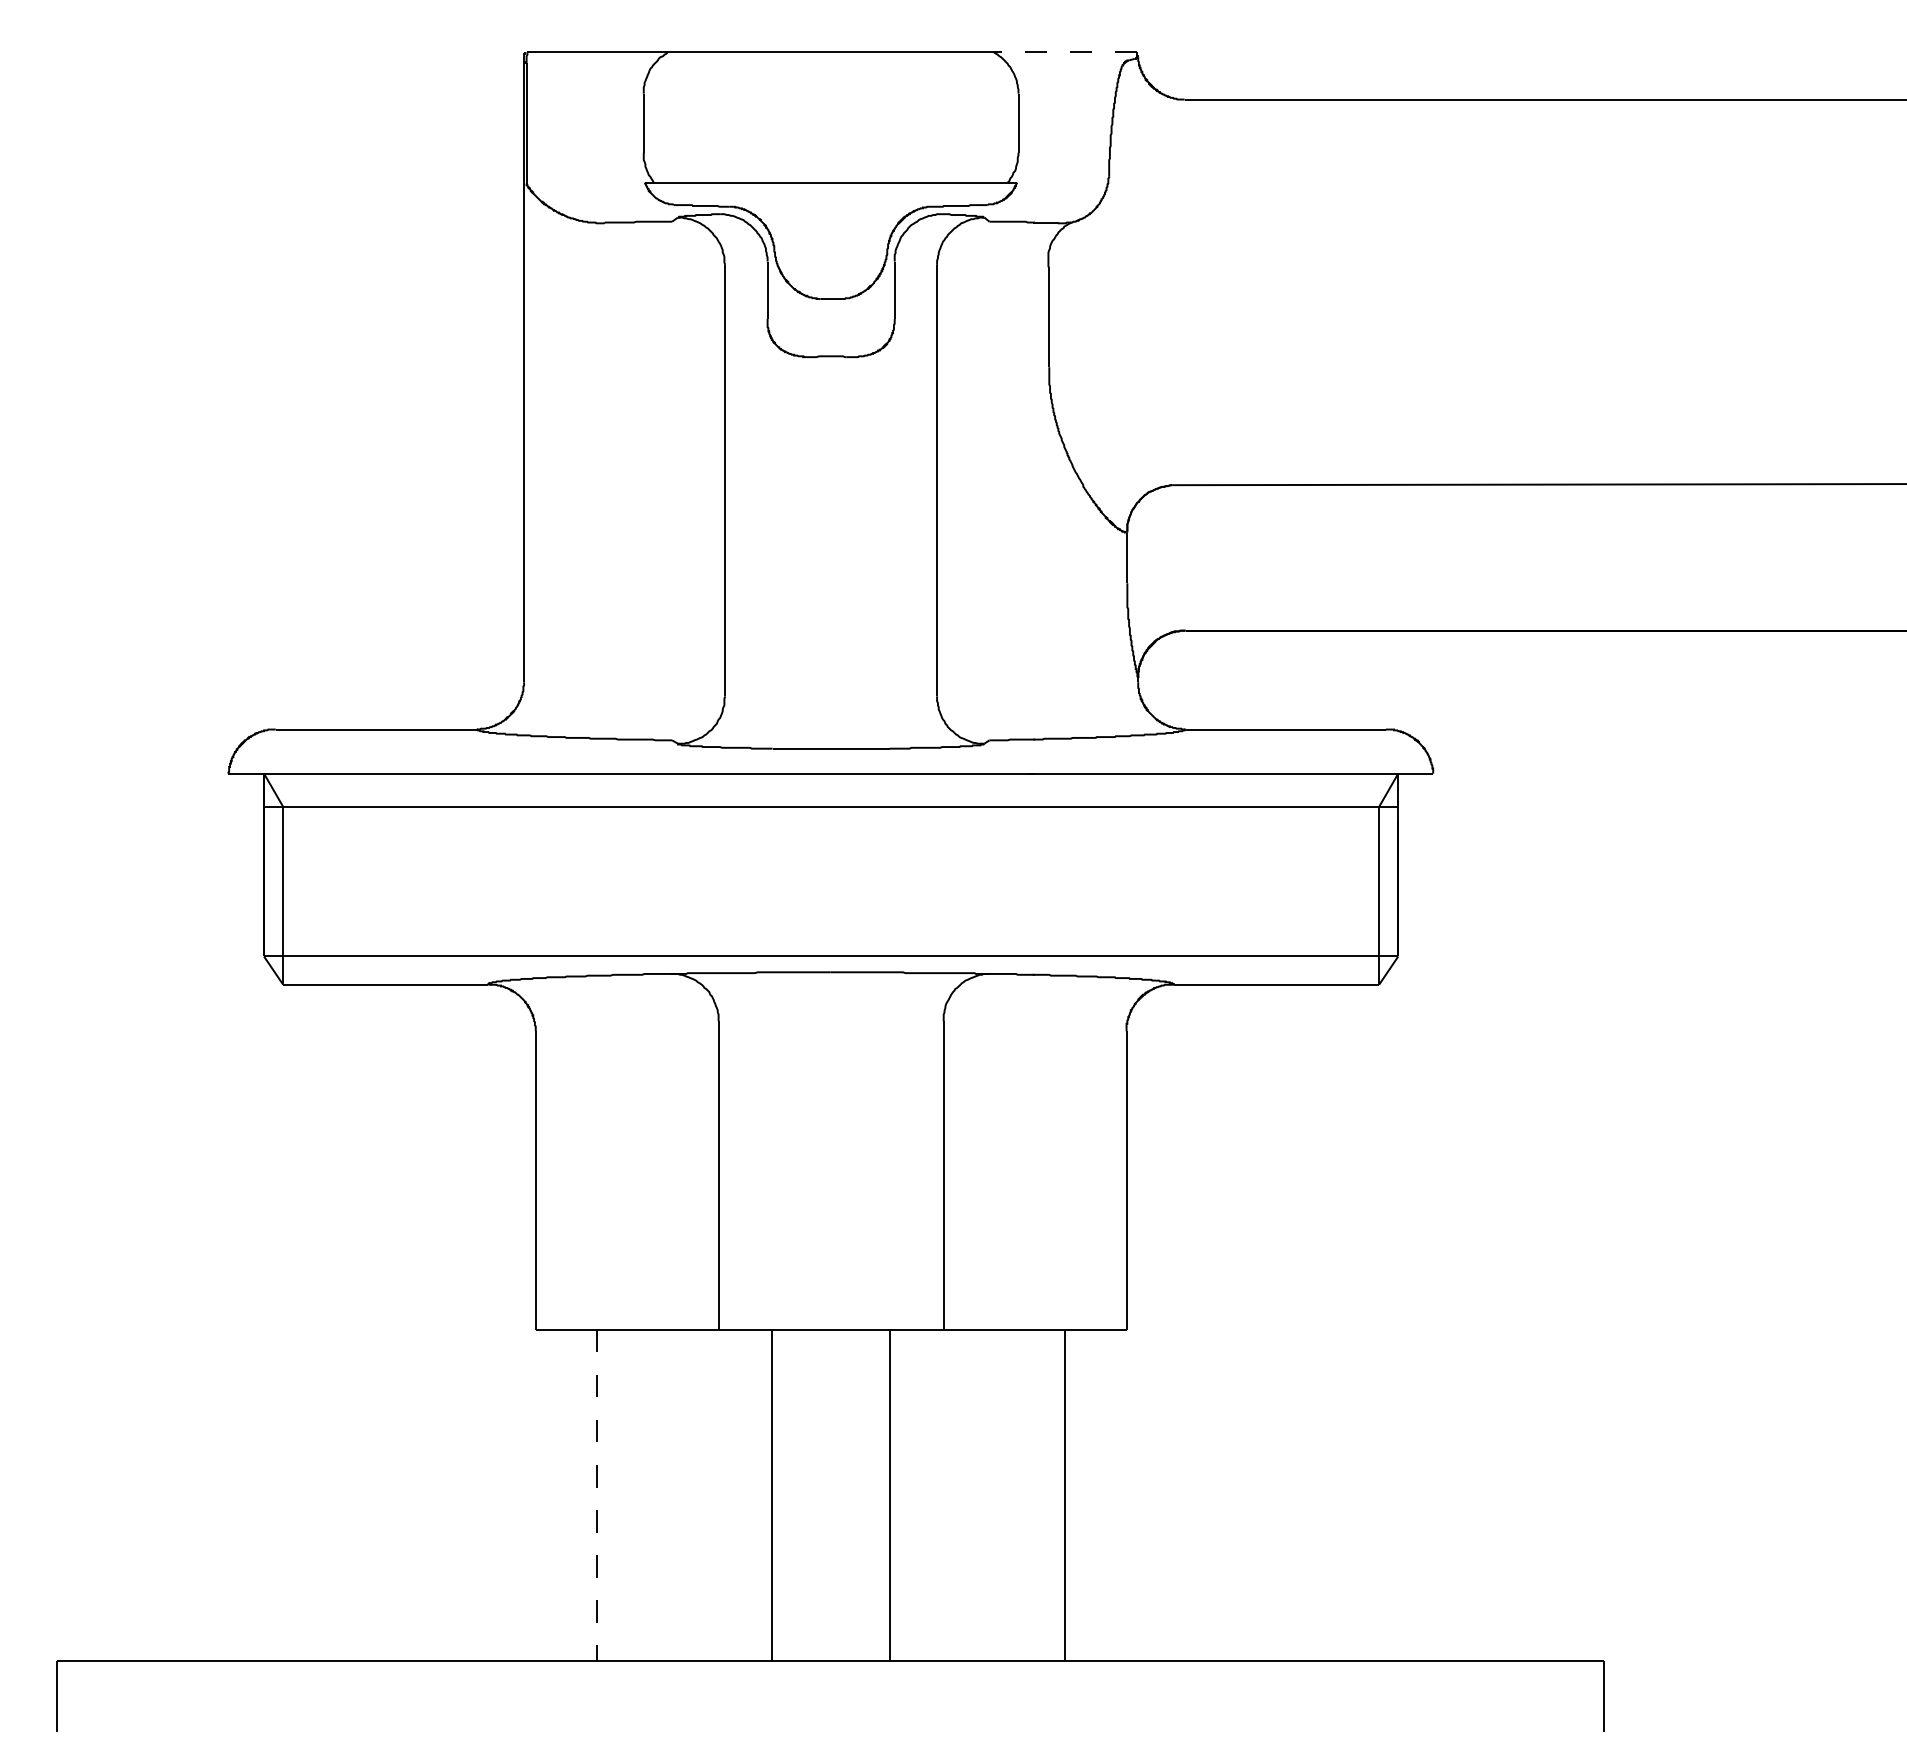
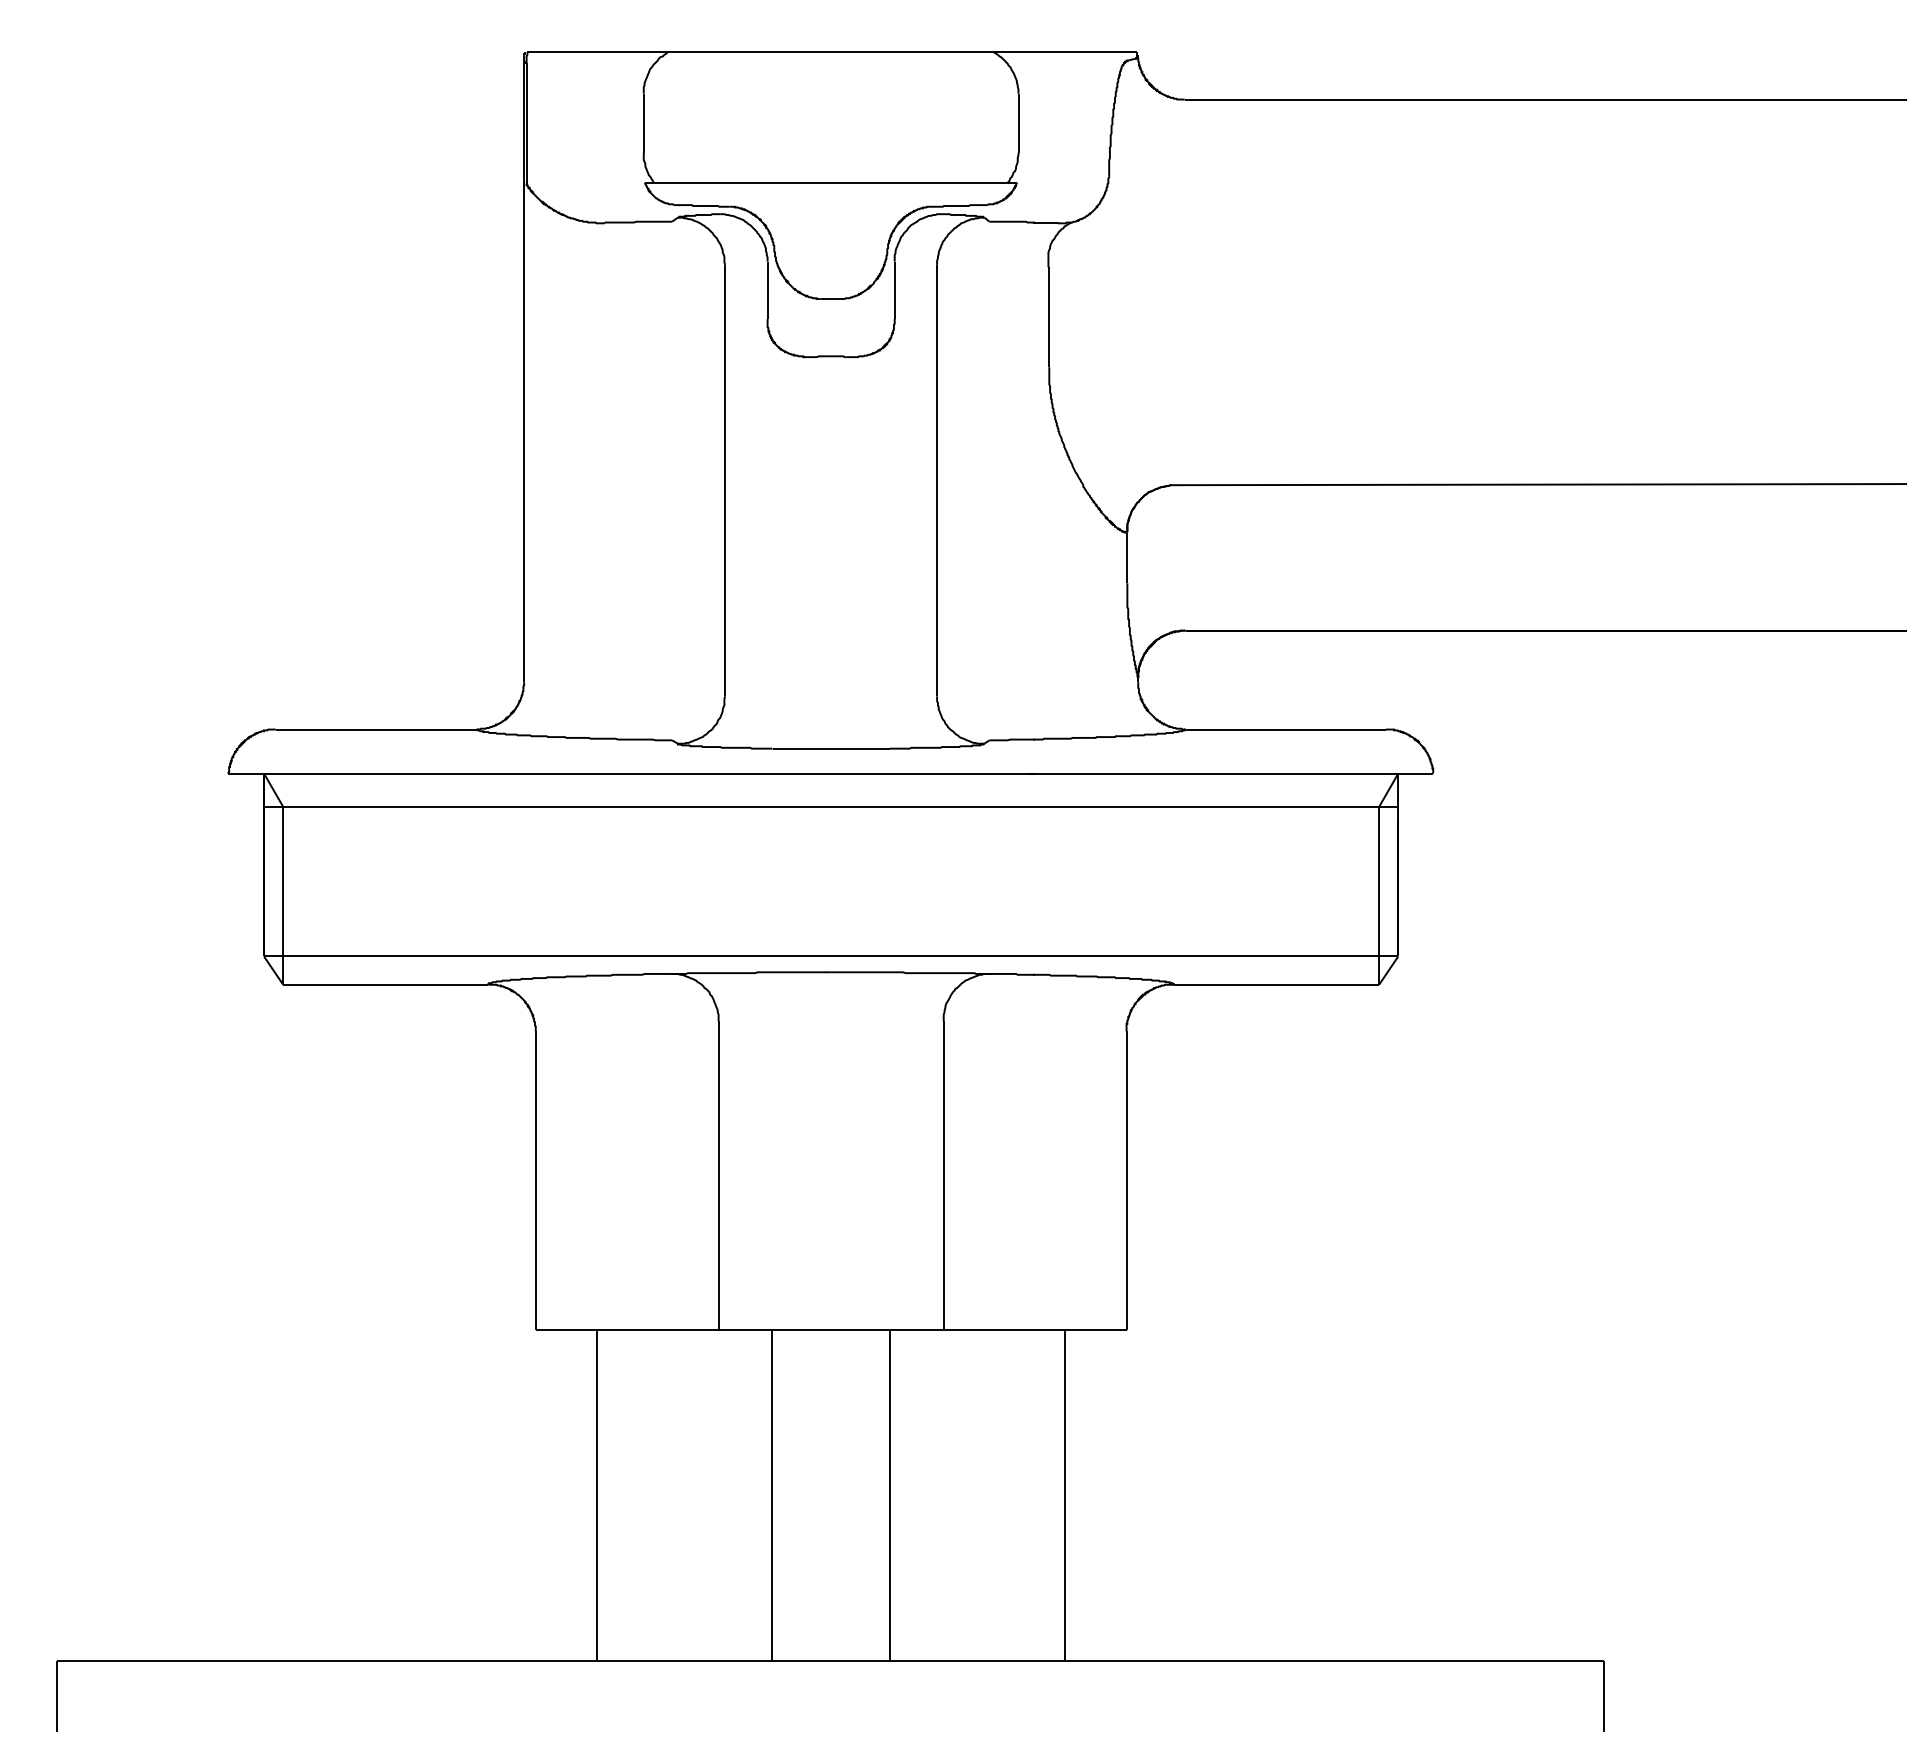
line: dashed -> solid (1065, 52)
line: dashed -> solid (597, 1495)
